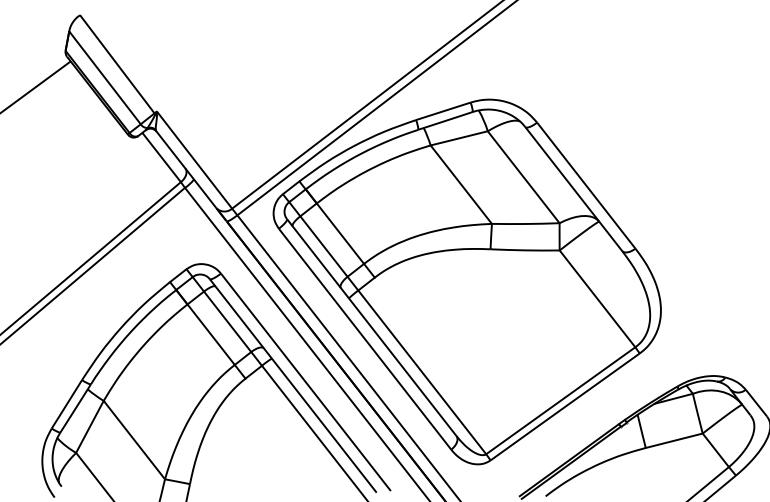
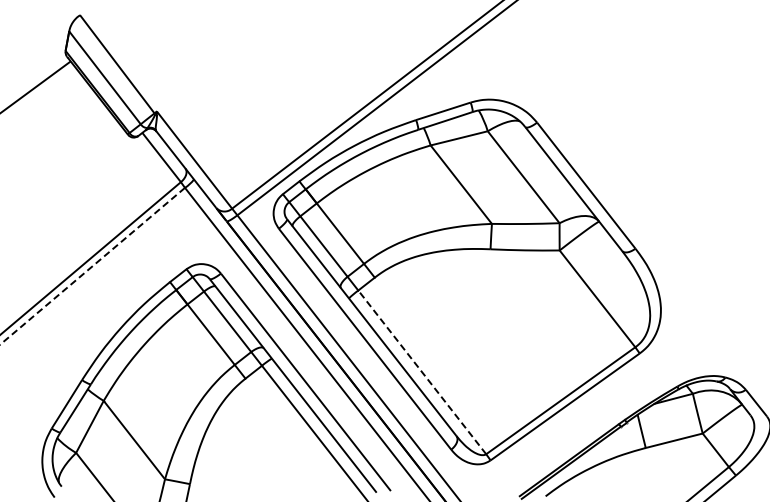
line: solid -> dashed (92, 266)
line: solid -> dashed (422, 372)
